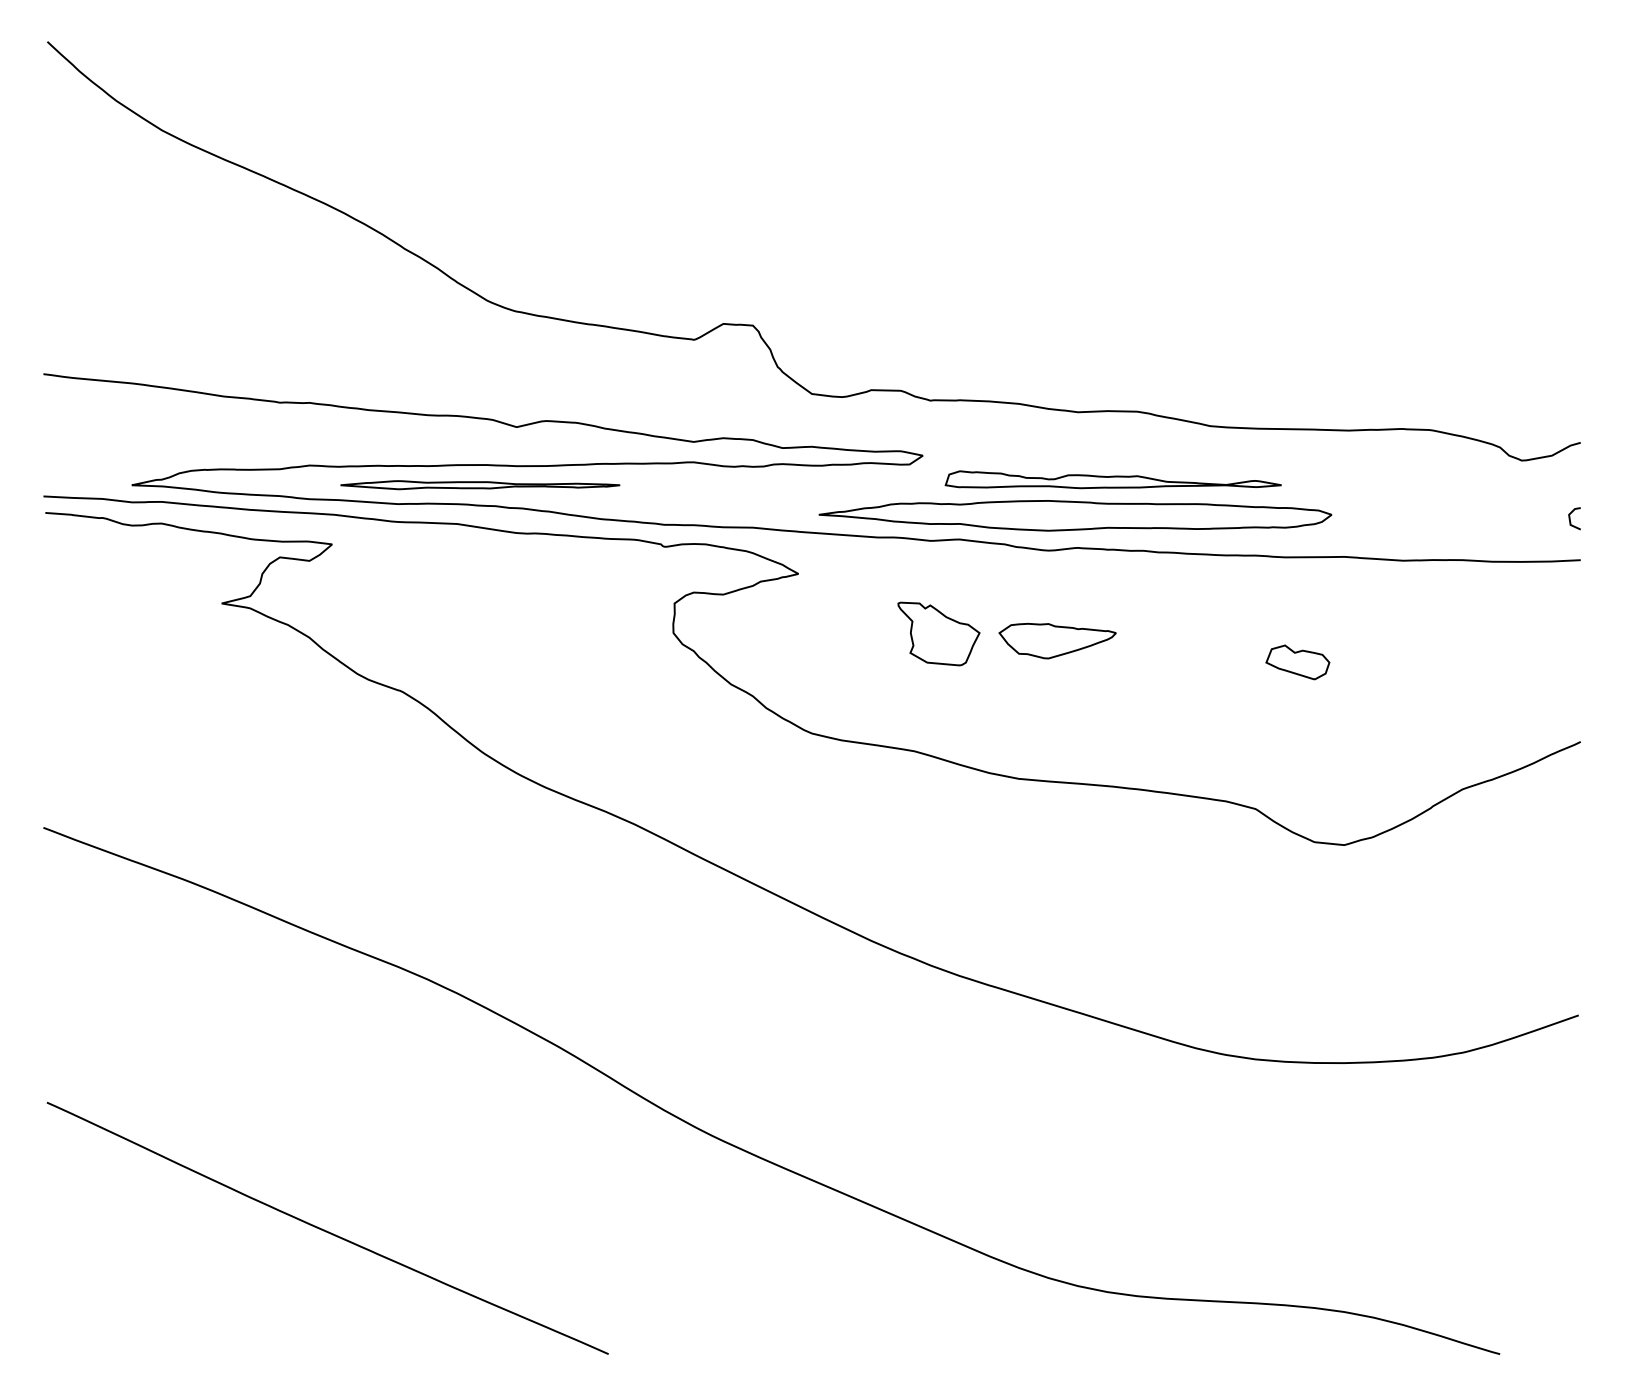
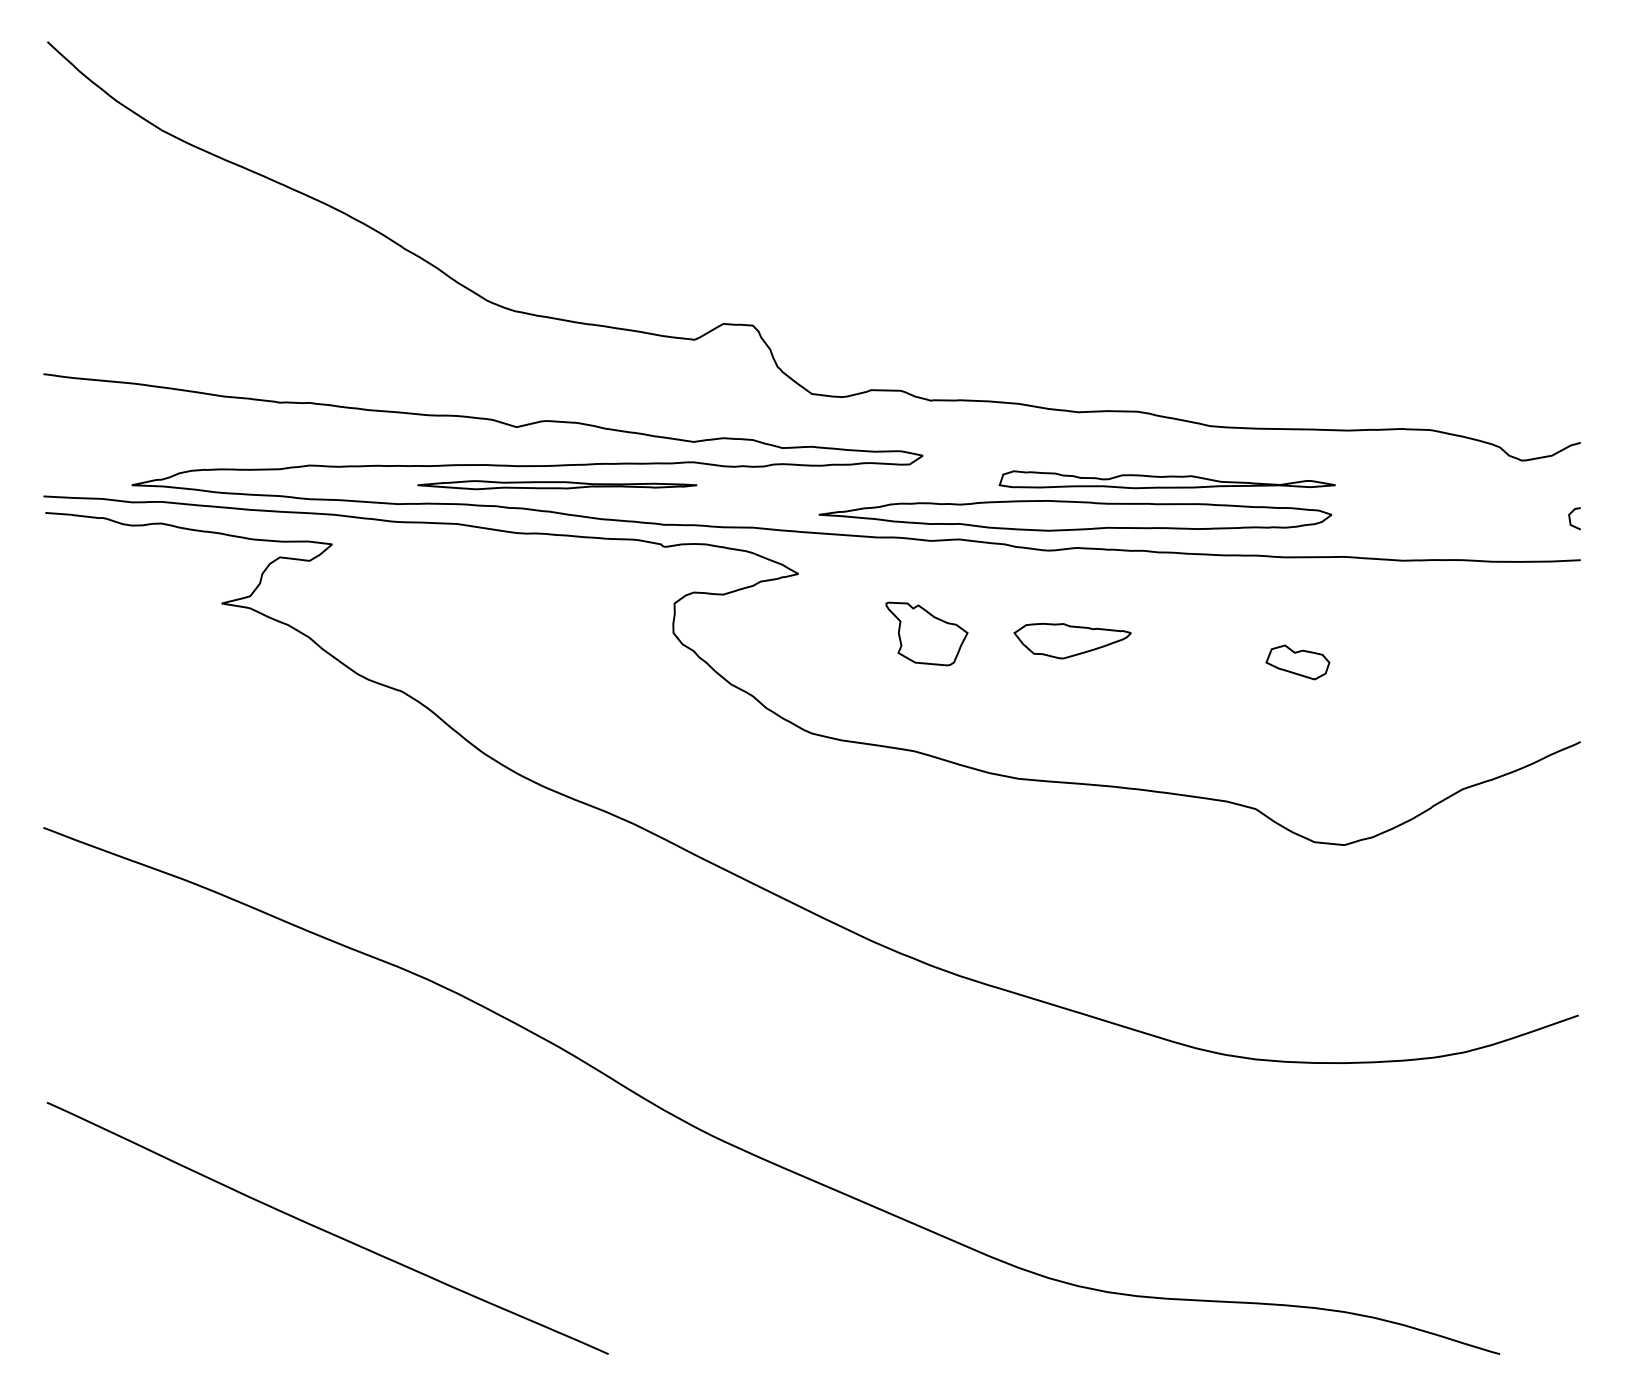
part position: (1112, 479) -> (1166, 479) (1166, 479)
part position: (480, 485) -> (557, 485) (557, 485)
part position: (938, 633) -> (926, 633) (926, 633)
part position: (1057, 640) -> (1072, 640) (1072, 640)
